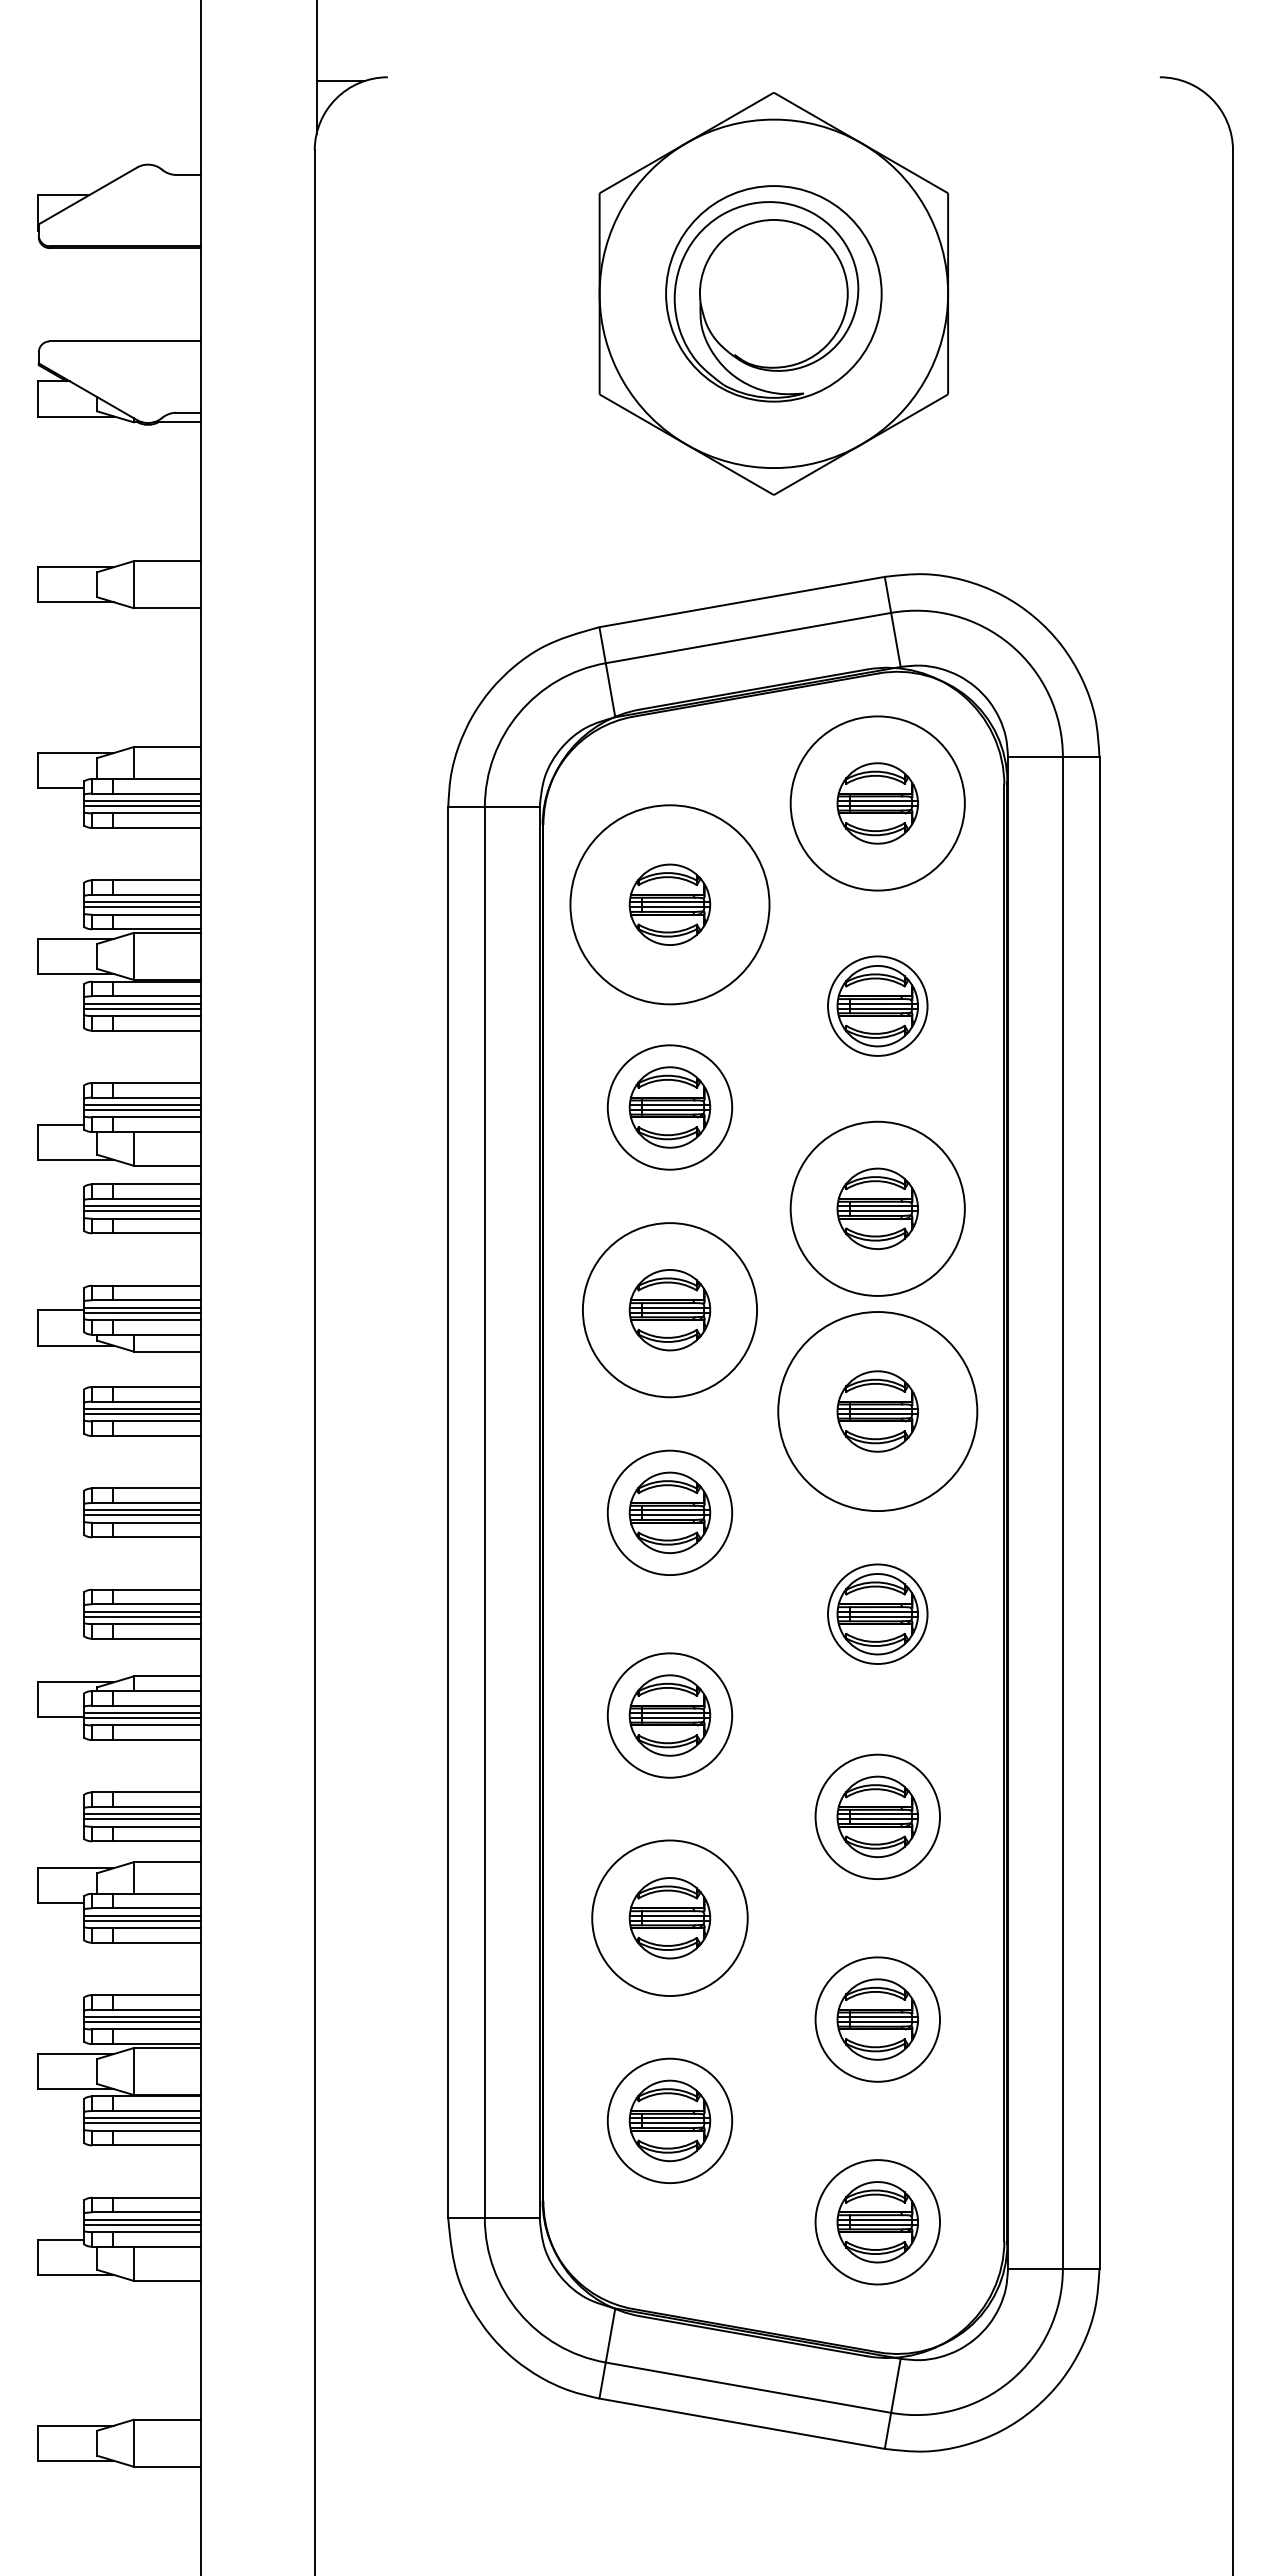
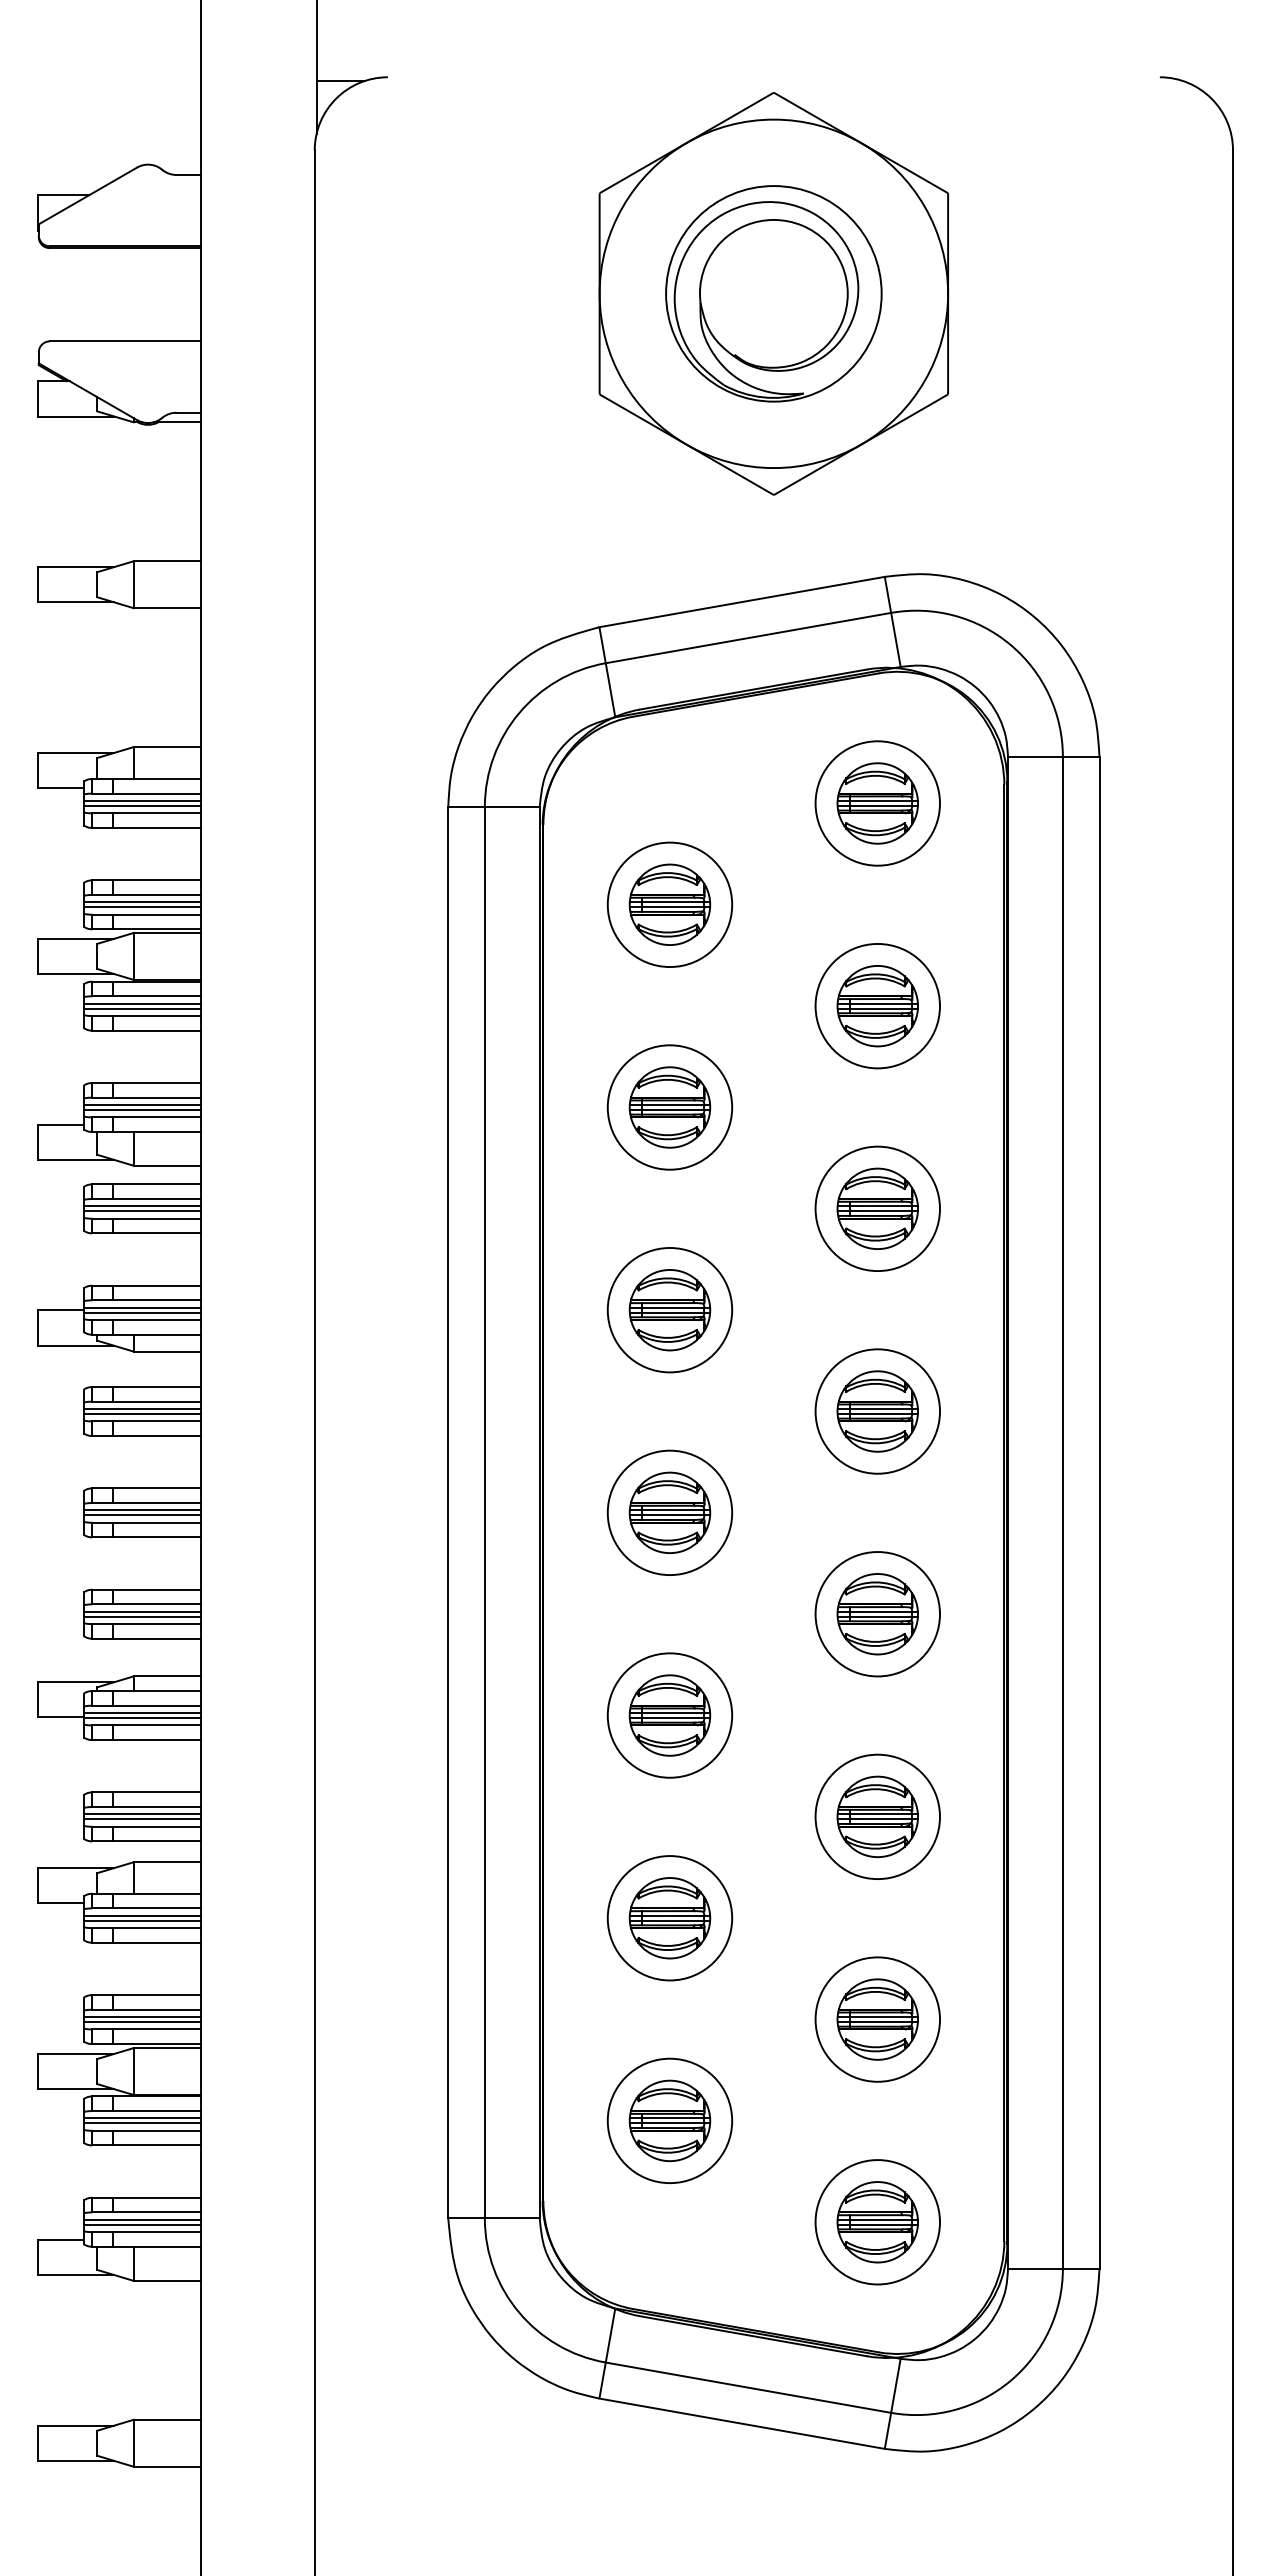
circle diameter: 174 px -> 124 px (877, 803)
circle diameter: 199 px -> 124 px (669, 904)
circle diameter: 100 px -> 124 px (877, 1005)
circle diameter: 174 px -> 124 px (877, 1208)
circle diameter: 174 px -> 124 px (669, 1309)
circle diameter: 199 px -> 124 px (877, 1411)
circle diameter: 100 px -> 124 px (877, 1614)
circle diameter: 156 px -> 124 px (669, 1918)
